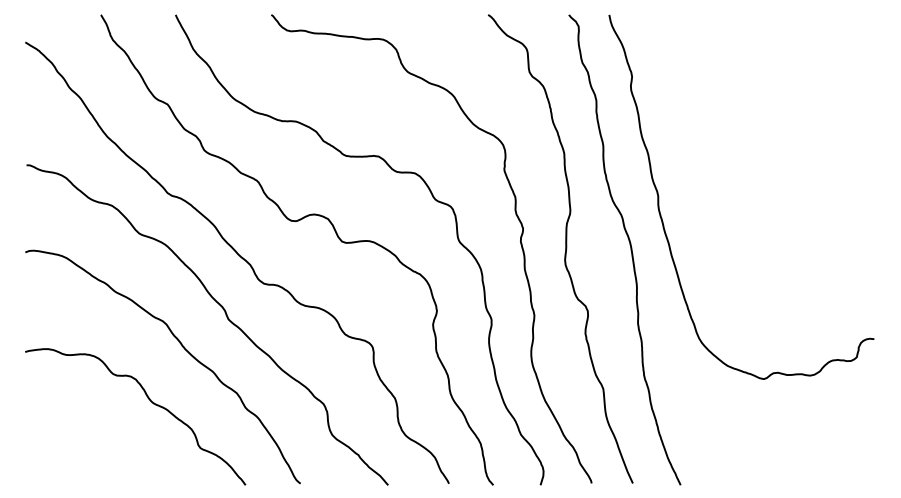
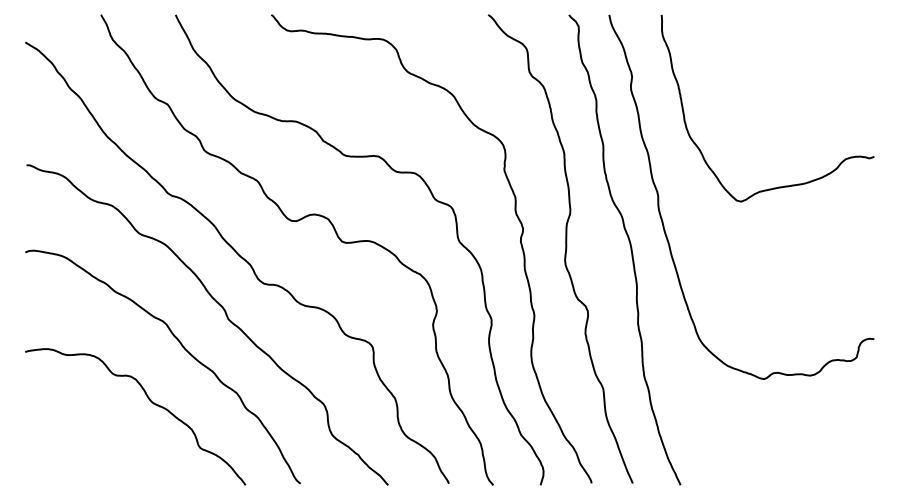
curve: none -> present (699, 147)
